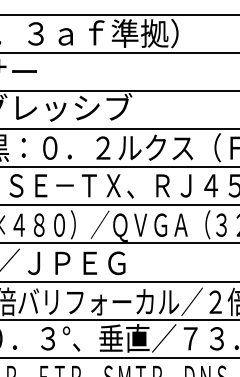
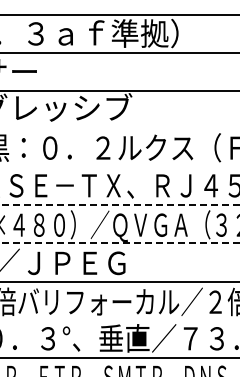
line: present -> none (119, 129)
line: present -> none (119, 167)
line: solid -> dashed (120, 205)
line: solid -> dashed (120, 243)
line: present -> none (119, 319)
